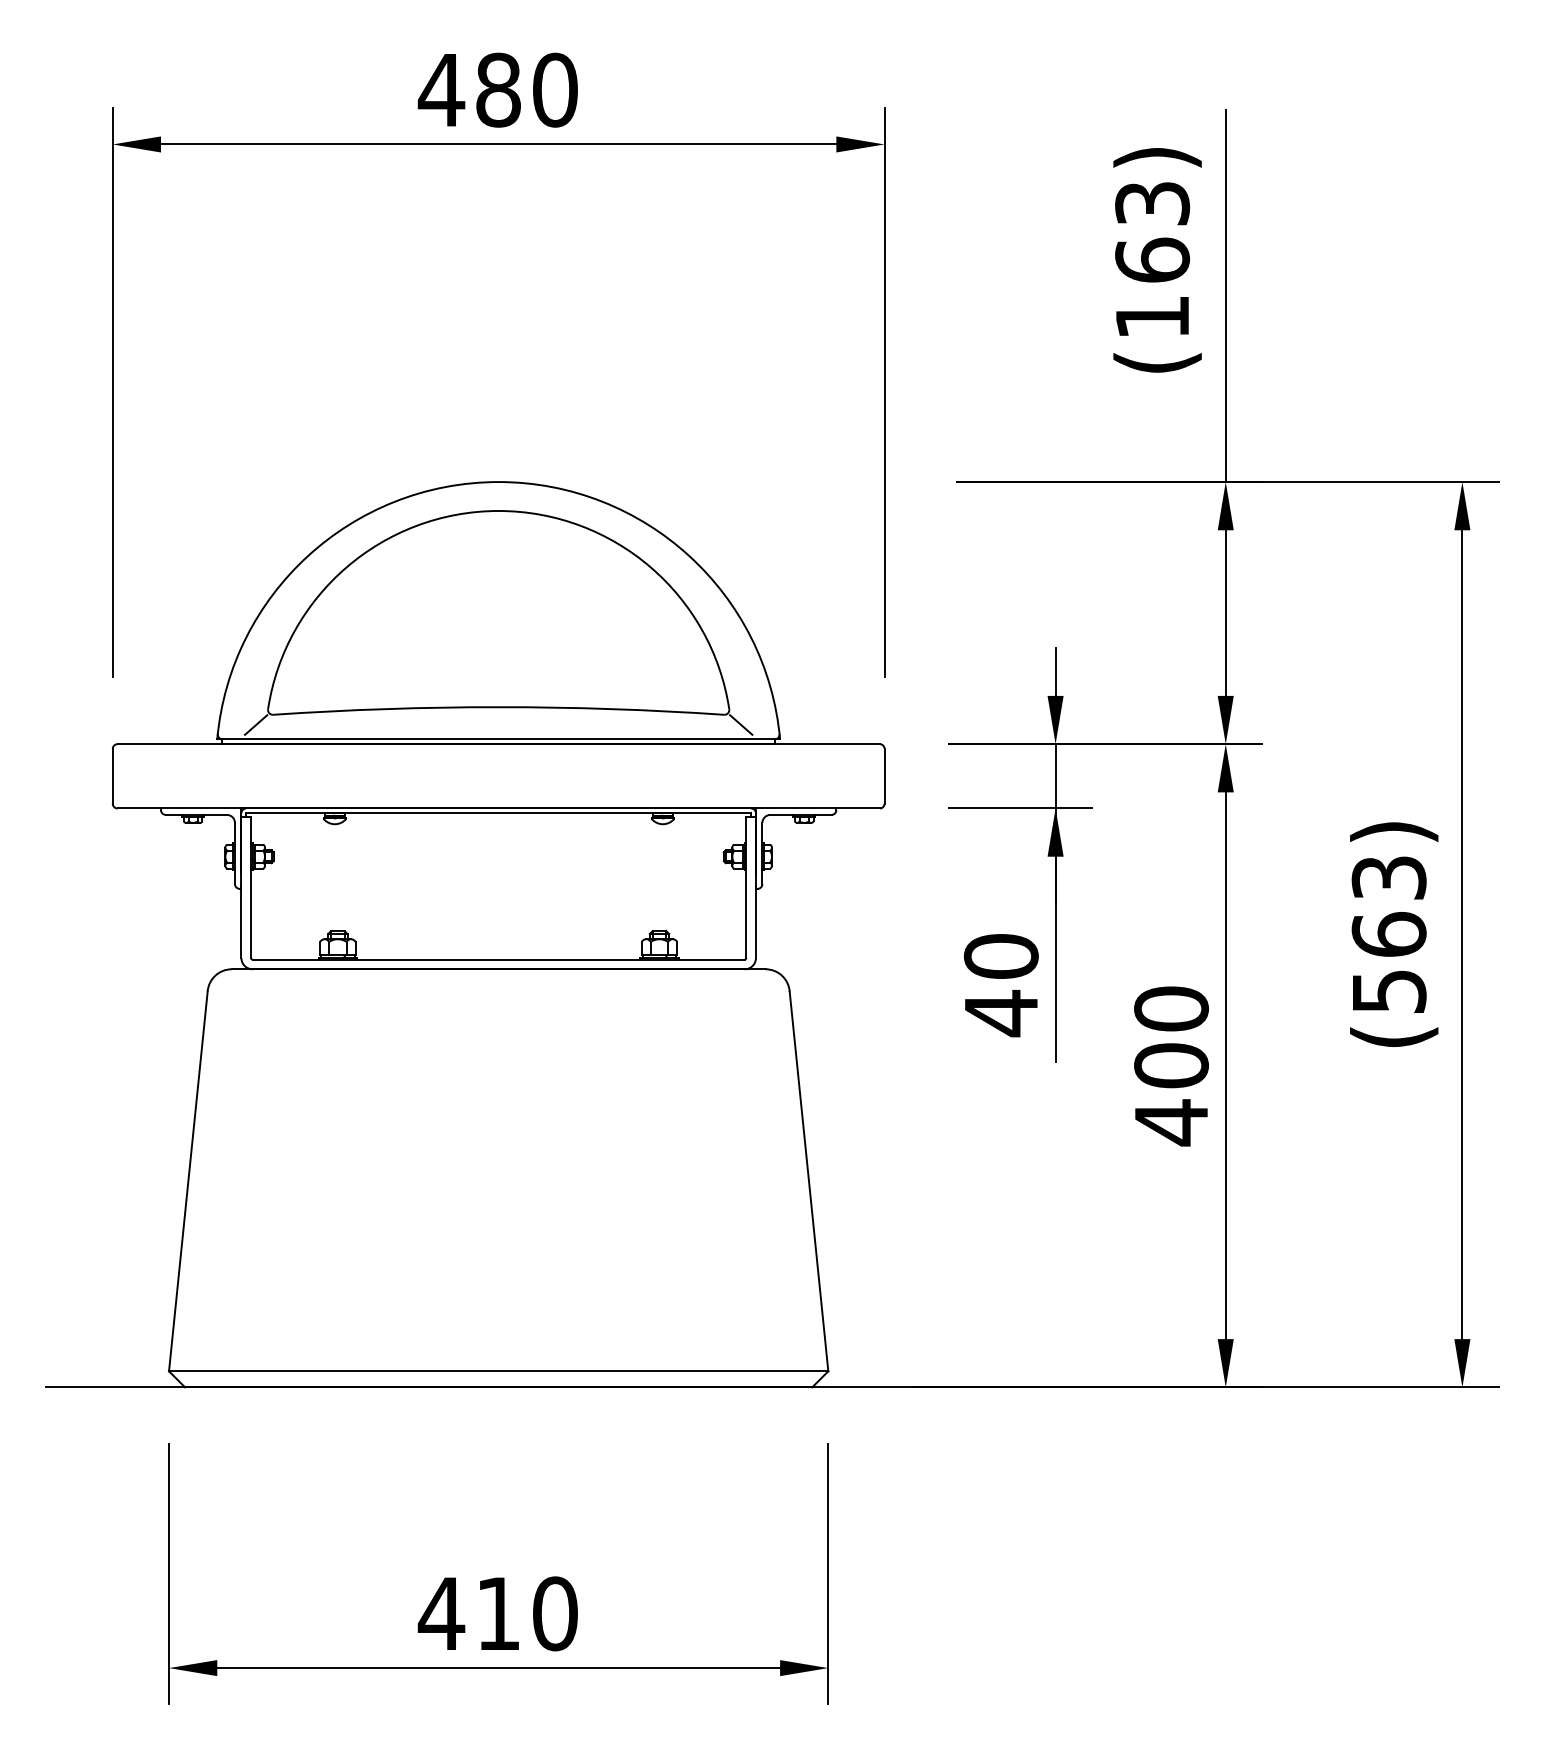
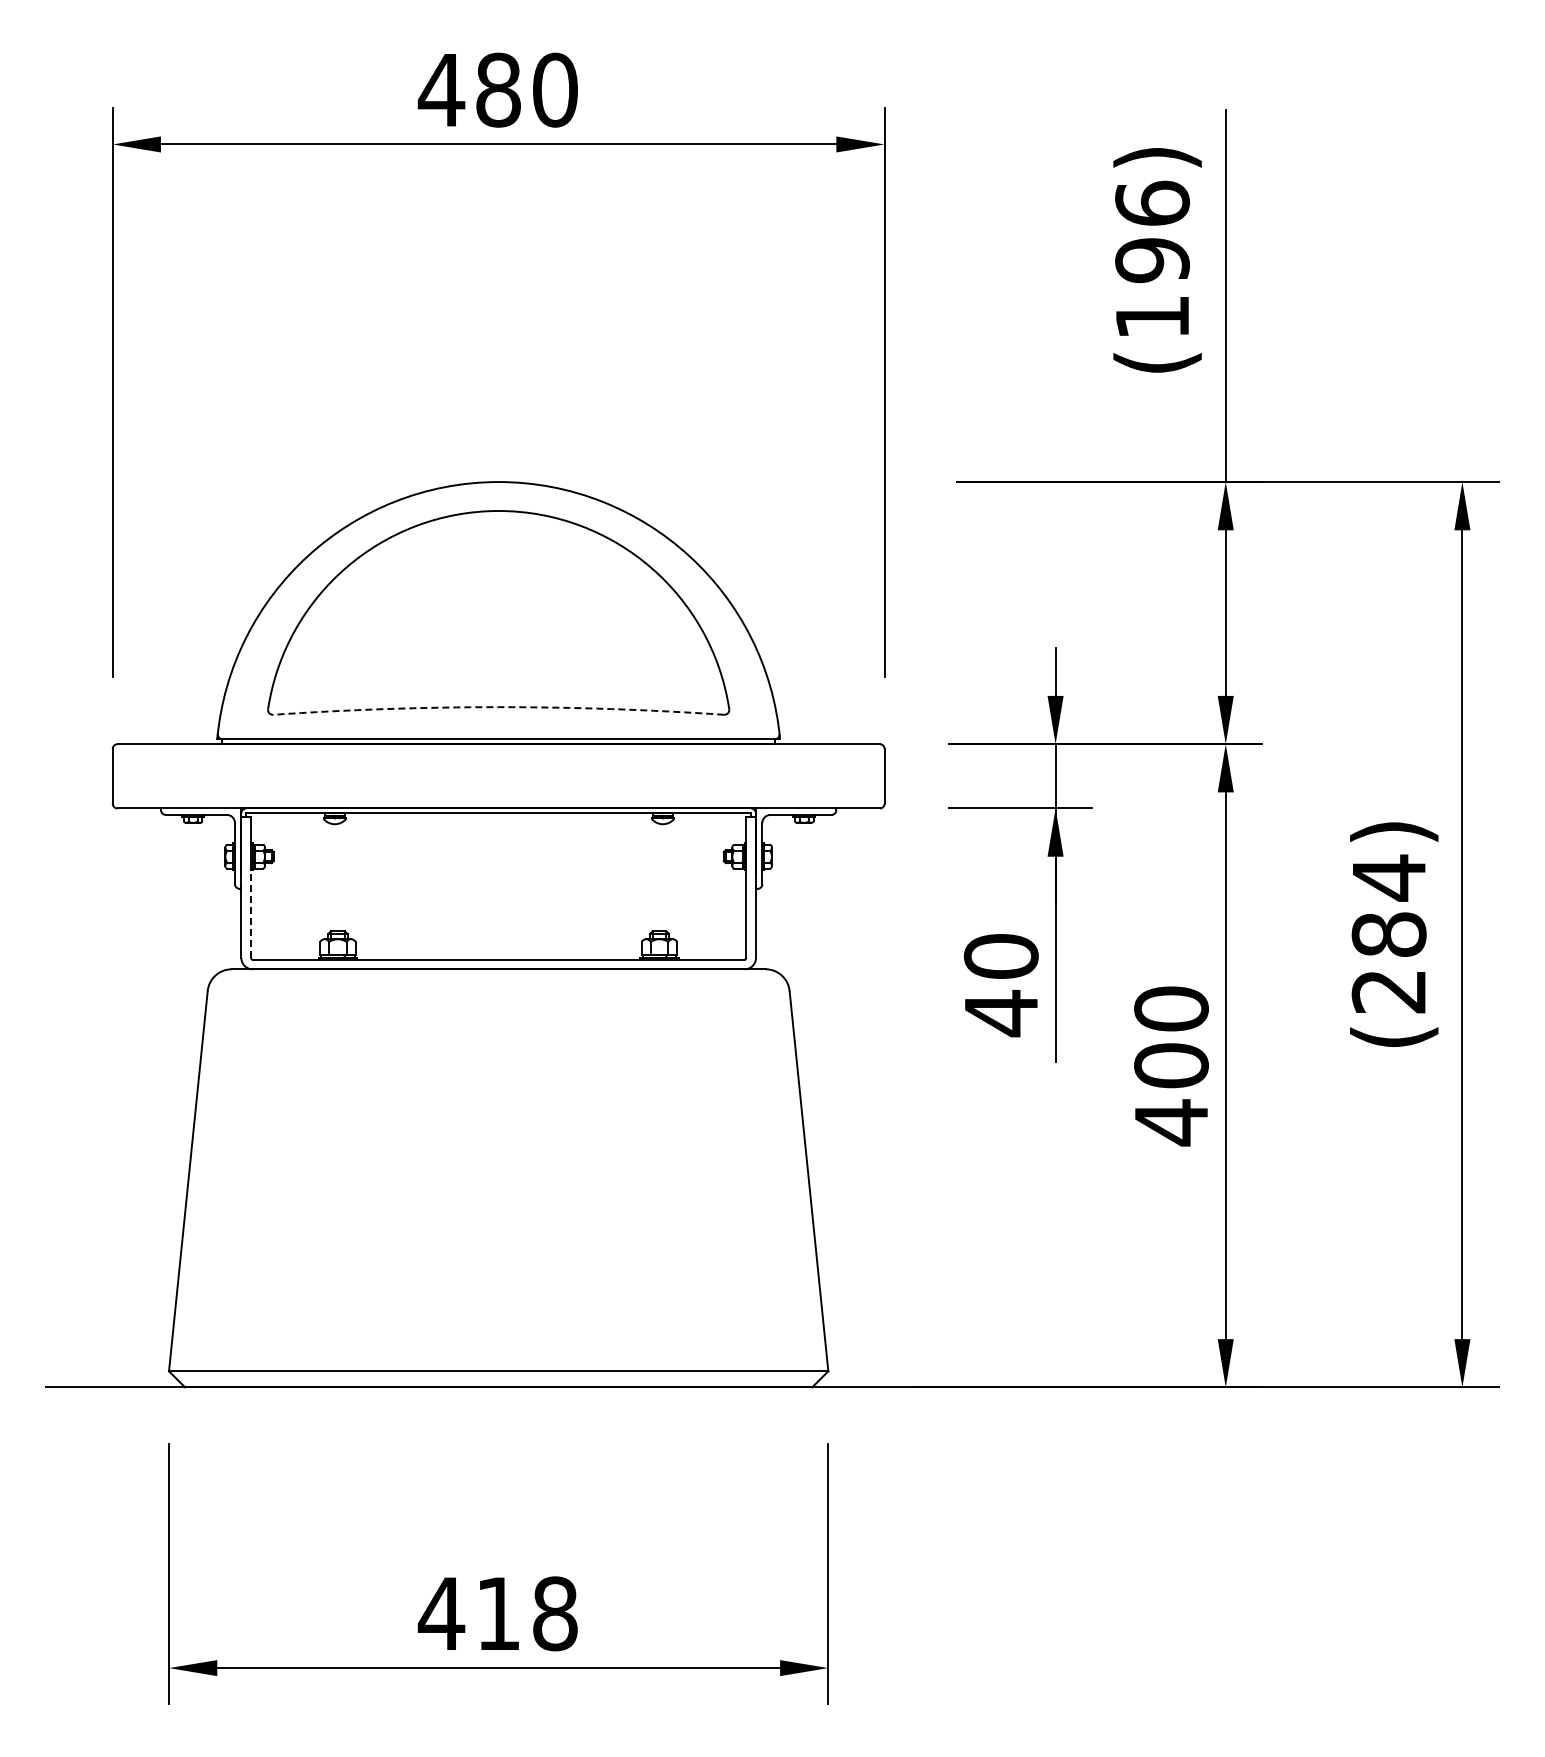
text: (163) -> (196) (1152, 231)
arc: solid -> dashed (498, 707)
line: present -> none (256, 724)
line: present -> none (741, 724)
line: solid -> dashed (251, 913)
text: (563) -> (284) (1388, 933)
text: 410 -> 418 (555, 1613)
